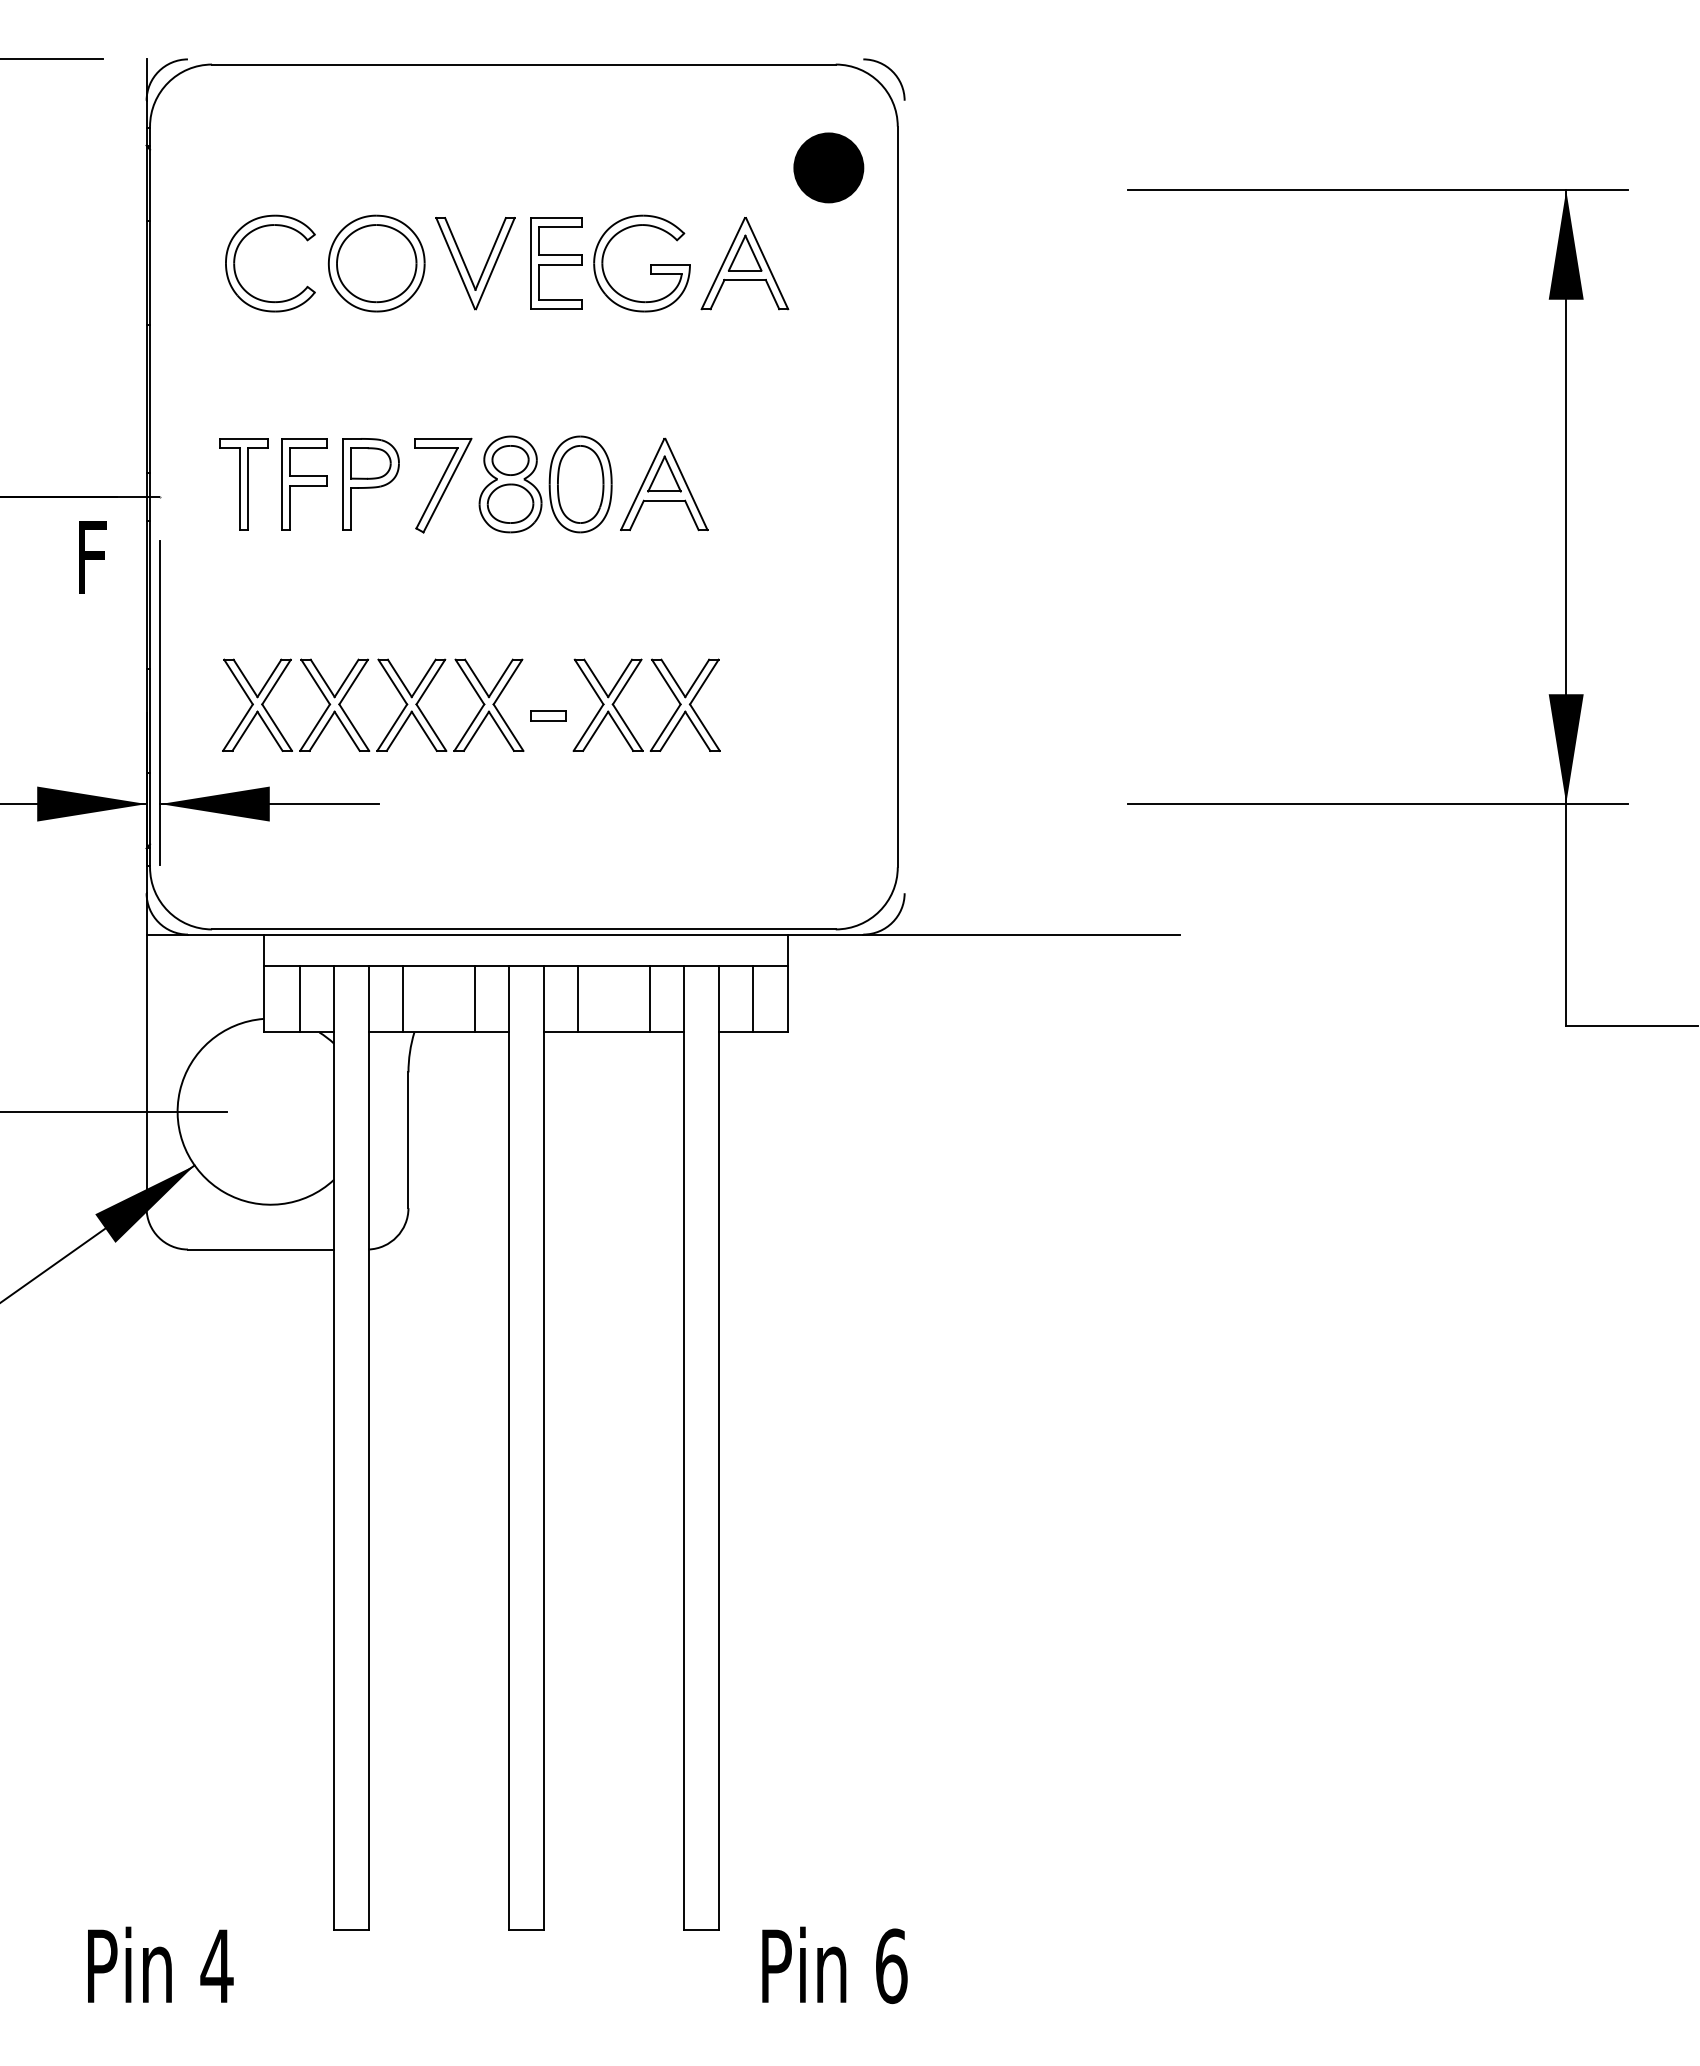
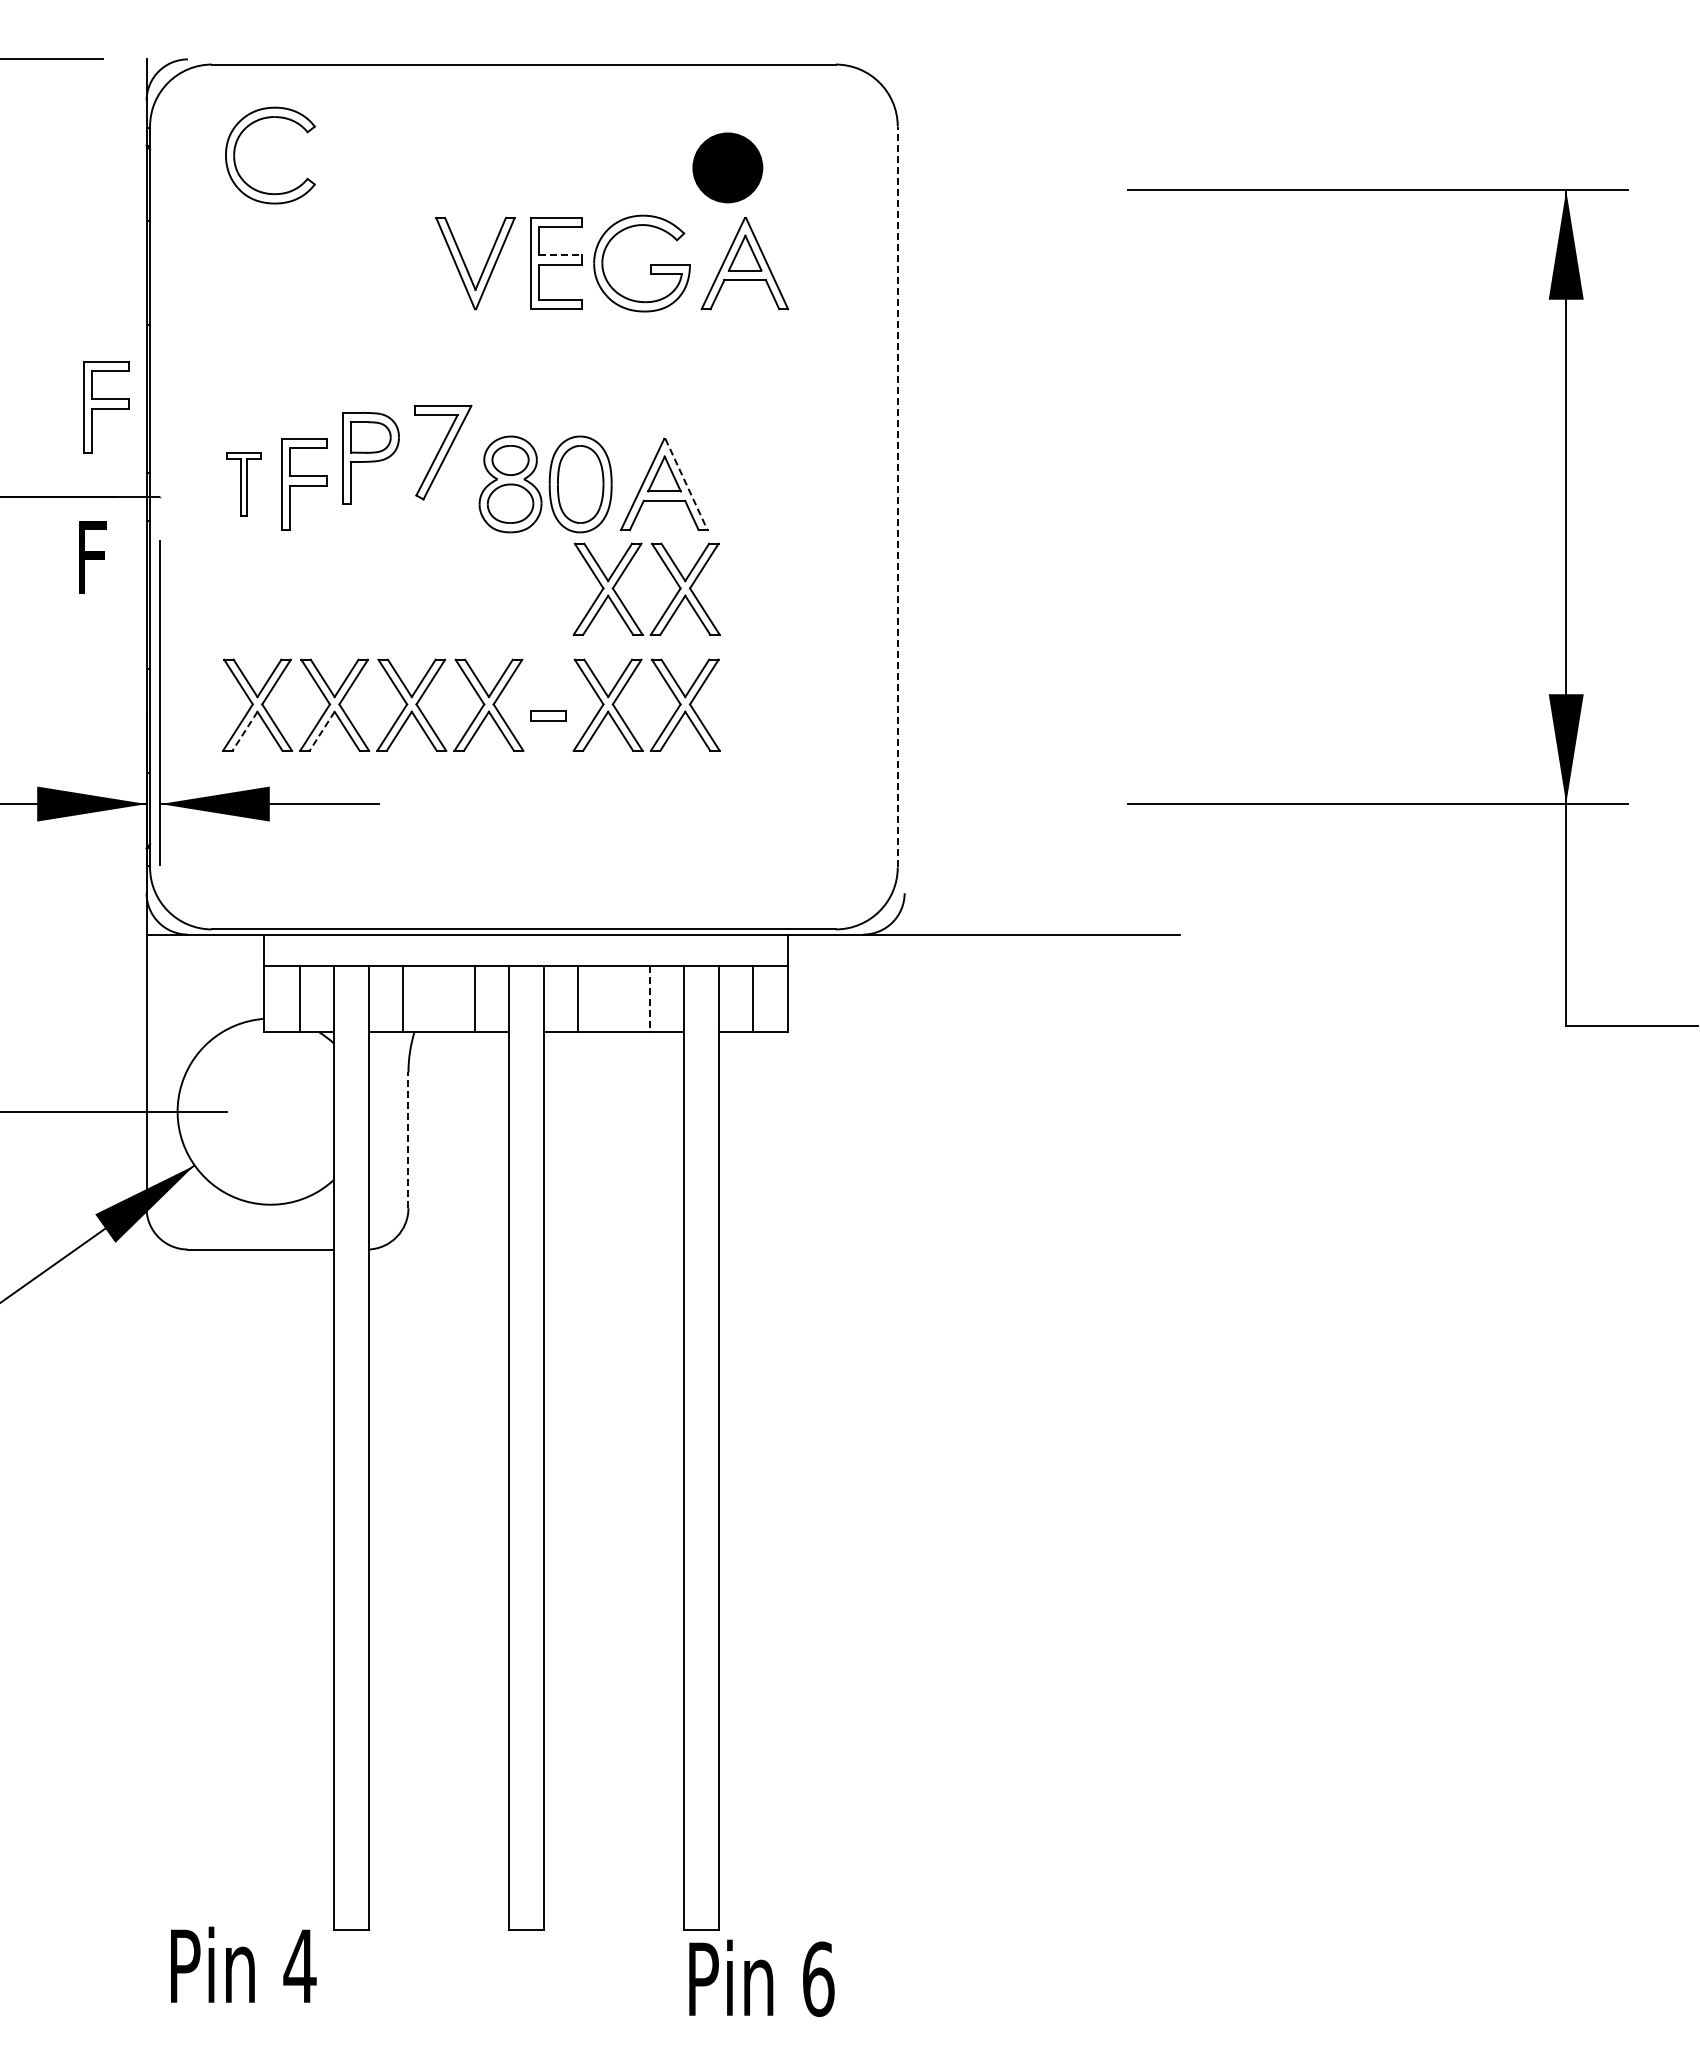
arc: present -> none (891, 71)
part position: (828, 167) -> (727, 167) (727, 167)
line: solid -> dashed (560, 255)
part position: (235, 263) -> (235, 155) (235, 155)
part: present -> none (376, 263)
part: none -> present (106, 407)
part size: 50x93 px -> 36x65 px (243, 484)
part position: (370, 484) -> (370, 458) (370, 458)
line: solid -> dashed (686, 484)
part position: (443, 485) -> (443, 452) (443, 452)
line: solid -> dashed (897, 496)
part: none -> present (624, 572)
line: solid -> dashed (244, 731)
line: solid -> dashed (321, 731)
line: solid -> dashed (649, 999)
line: solid -> dashed (408, 1140)
text position: (160, 1964) -> (243, 1964) (243, 1964)
text position: (834, 1964) -> (761, 1977) (761, 1977)
